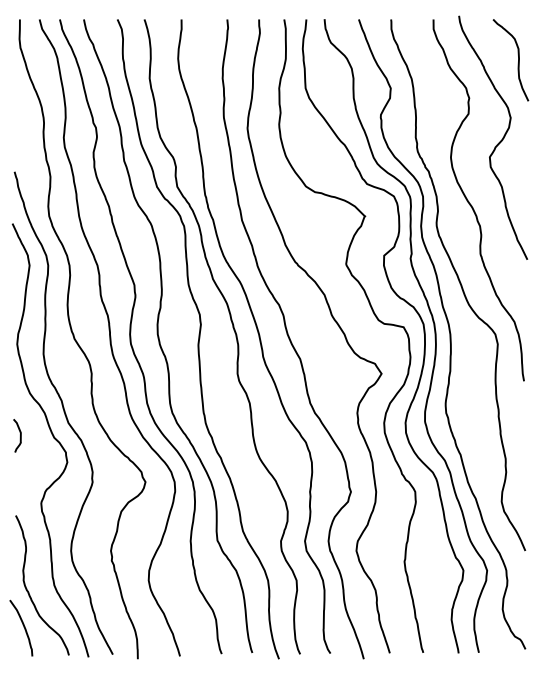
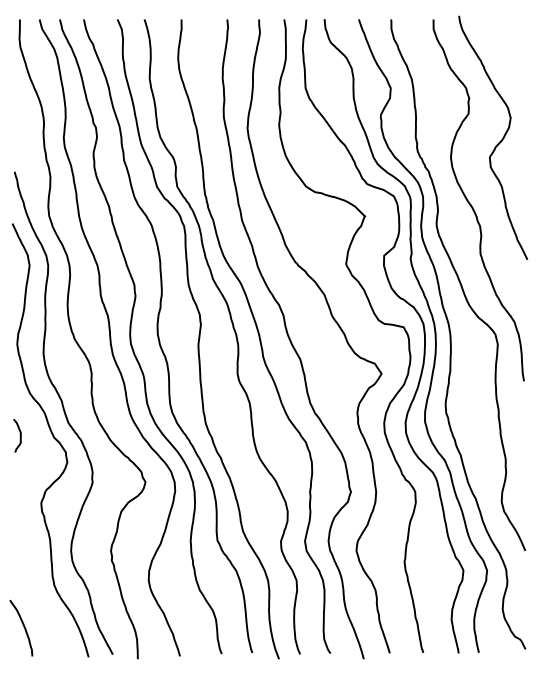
curve: present -> none (517, 63)
curve: present -> none (29, 592)
